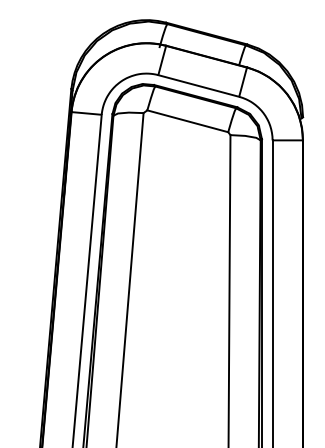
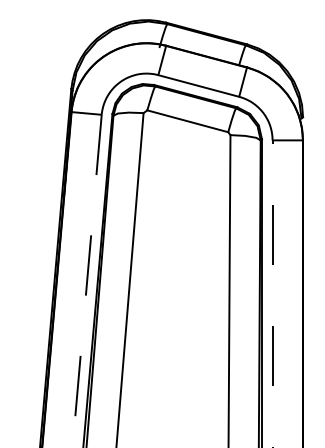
line: solid -> dashed (87, 281)
line: solid -> dashed (272, 293)
